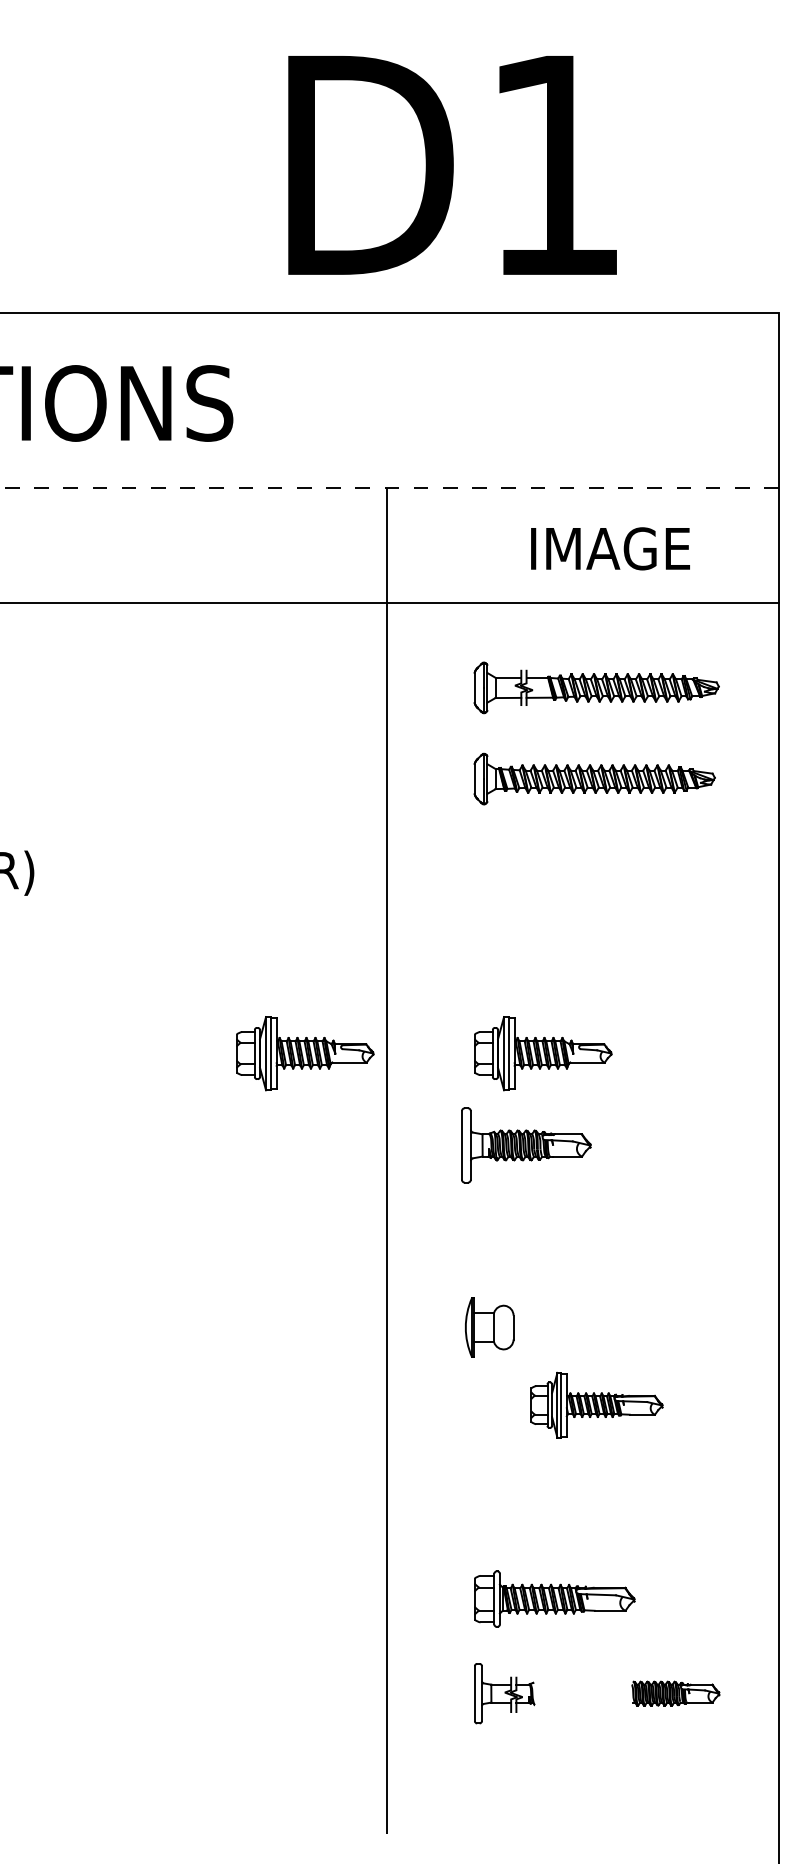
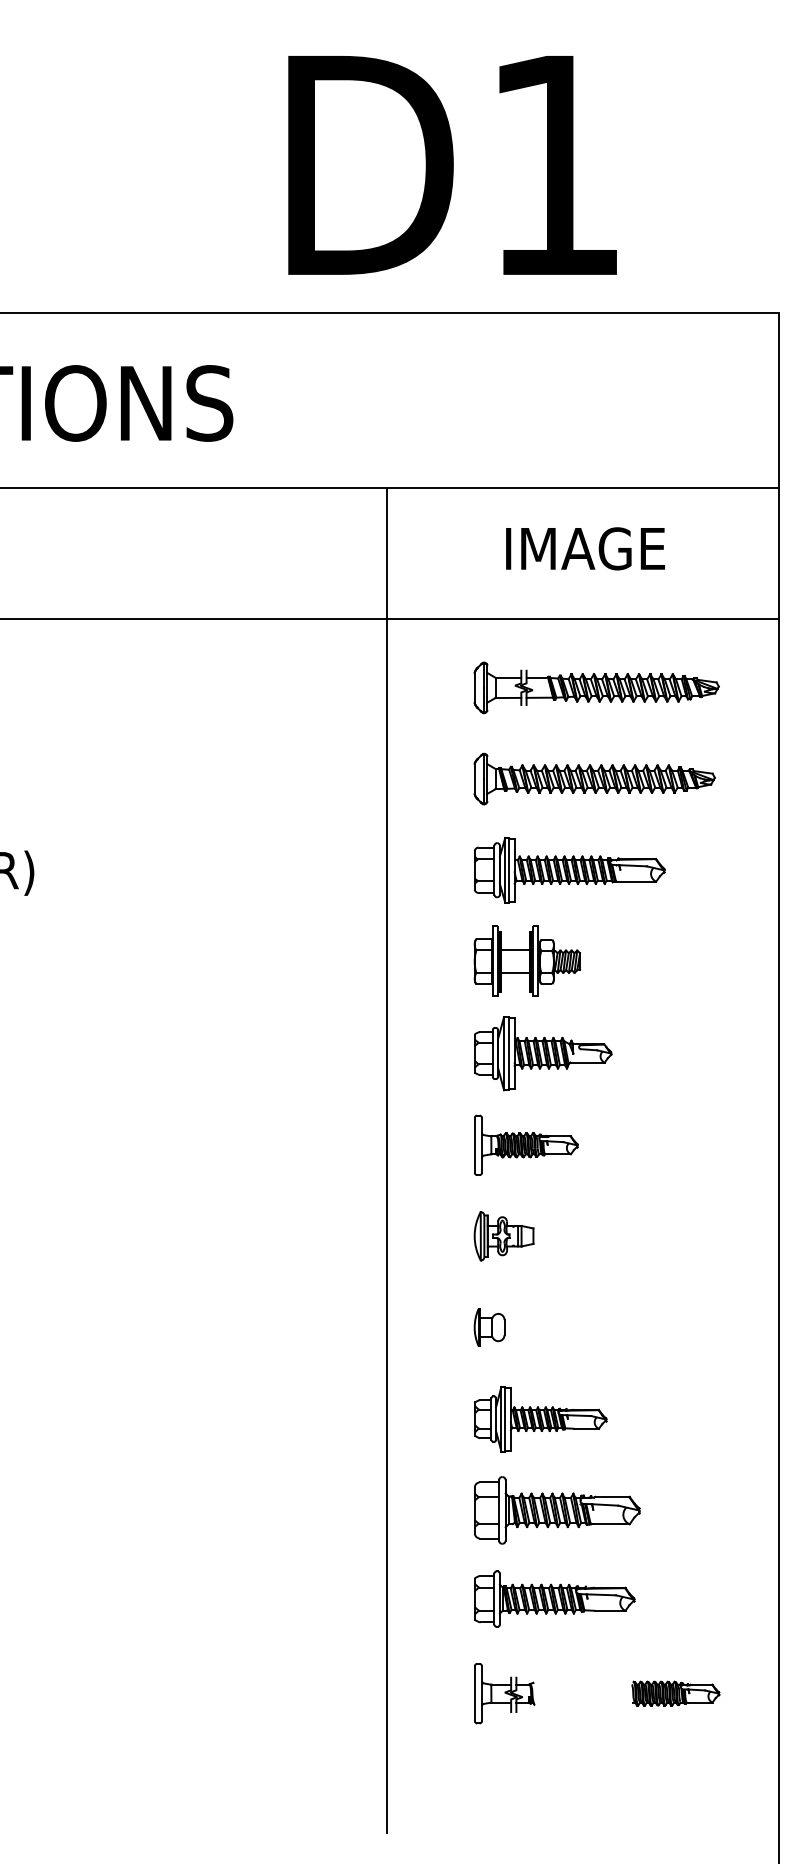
line: dashed -> solid (389, 488)
text position: (610, 548) -> (585, 548) (585, 548)
line position: (390, 603) -> (390, 619) (390, 619)
part: none -> present (569, 870)
part: none -> present (526, 960)
part: present -> none (305, 1053)
part size: 131x77 px -> 105x62 px (526, 1144)
part: none -> present (503, 1236)
part size: 50x61 px -> 33x39 px (489, 1327)
part position: (596, 1404) -> (540, 1418) (540, 1418)
part: none -> present (557, 1510)
